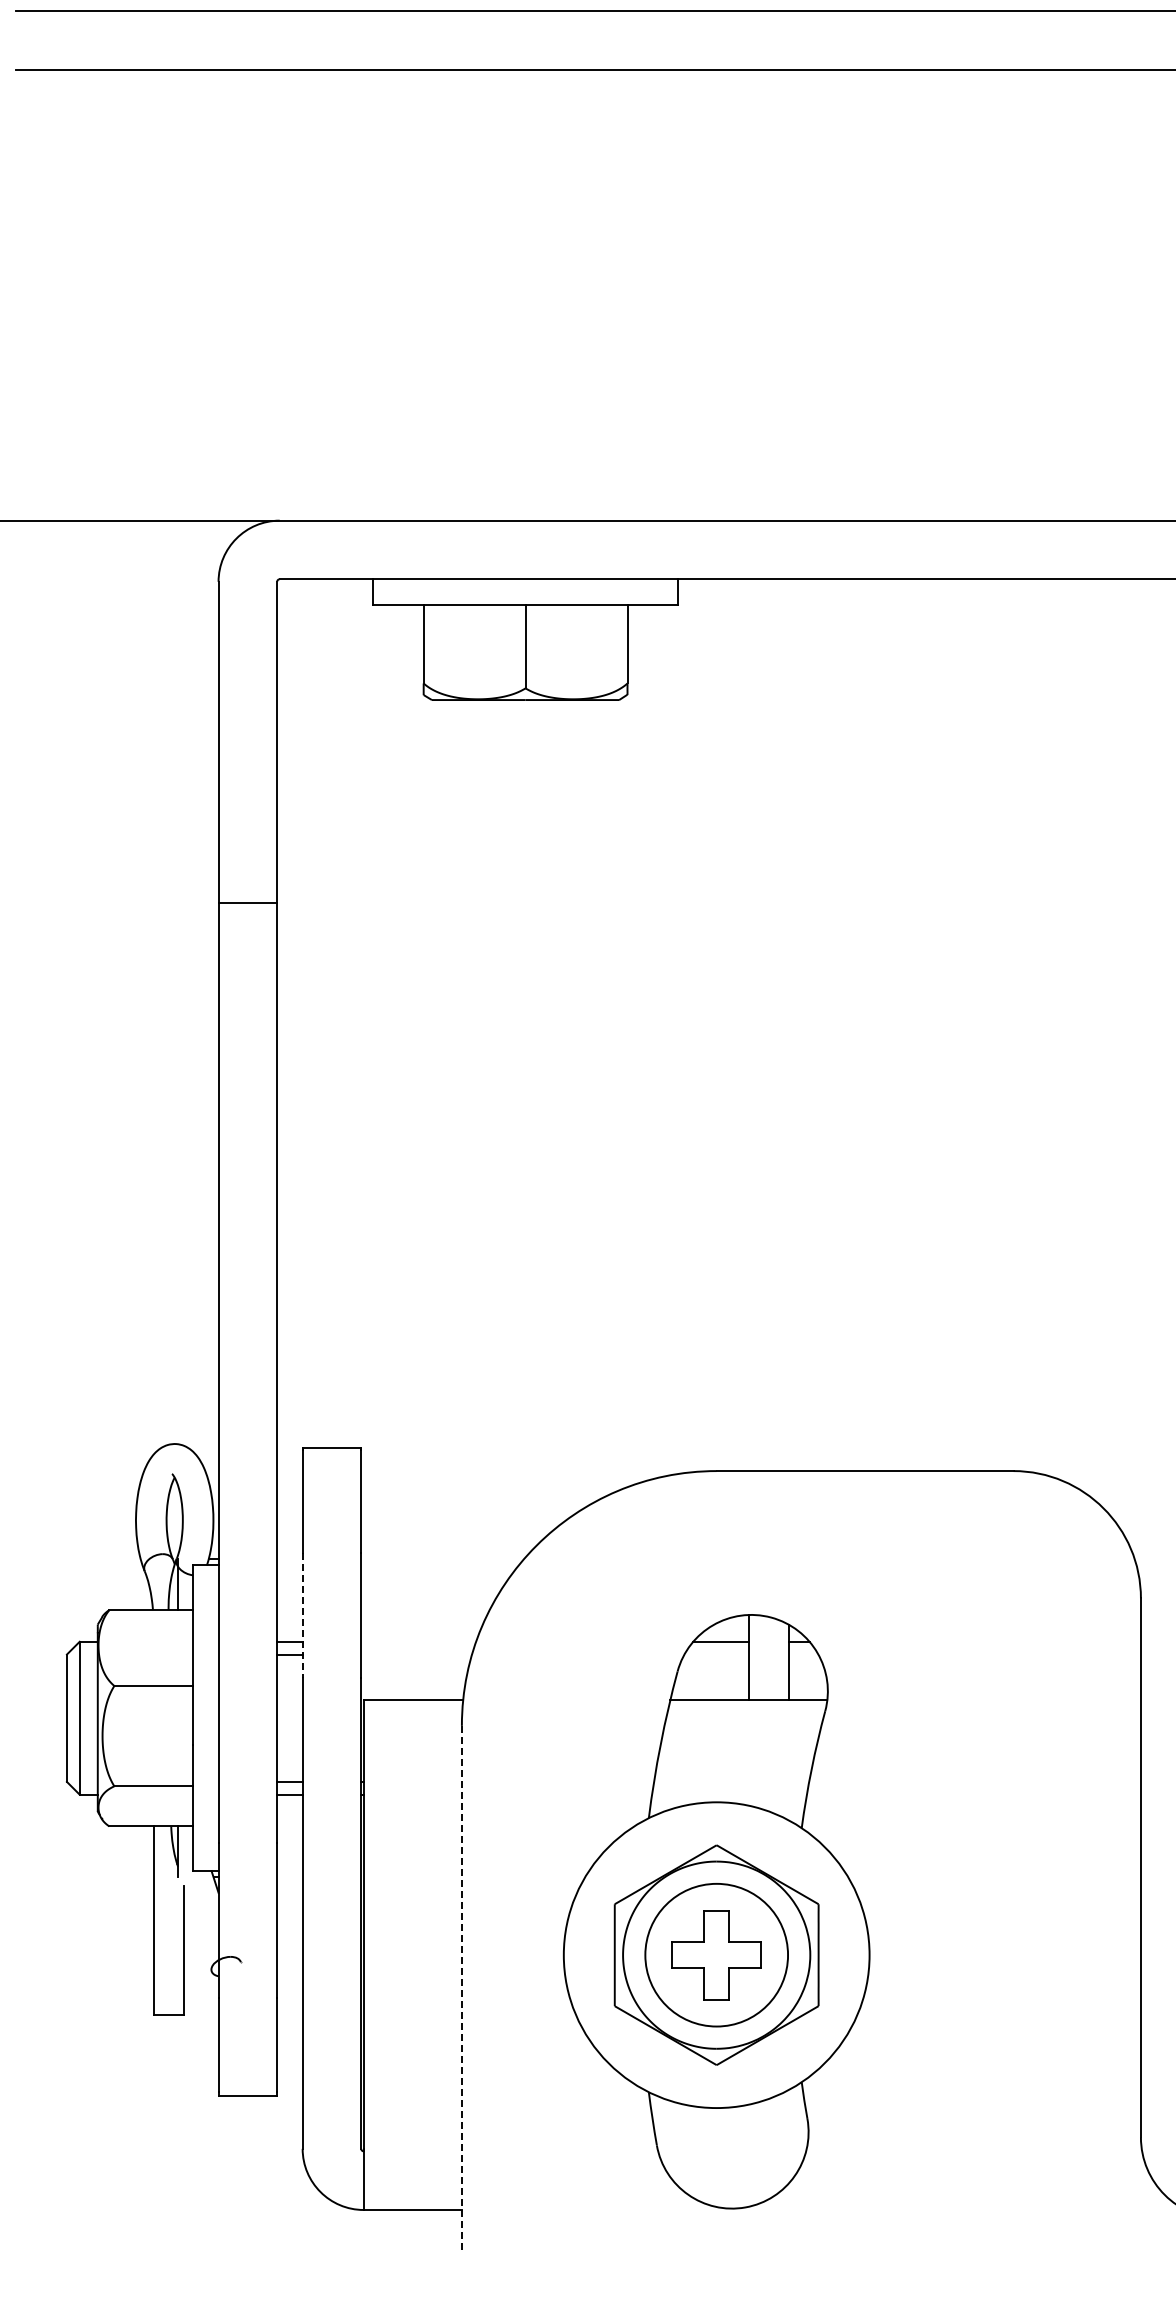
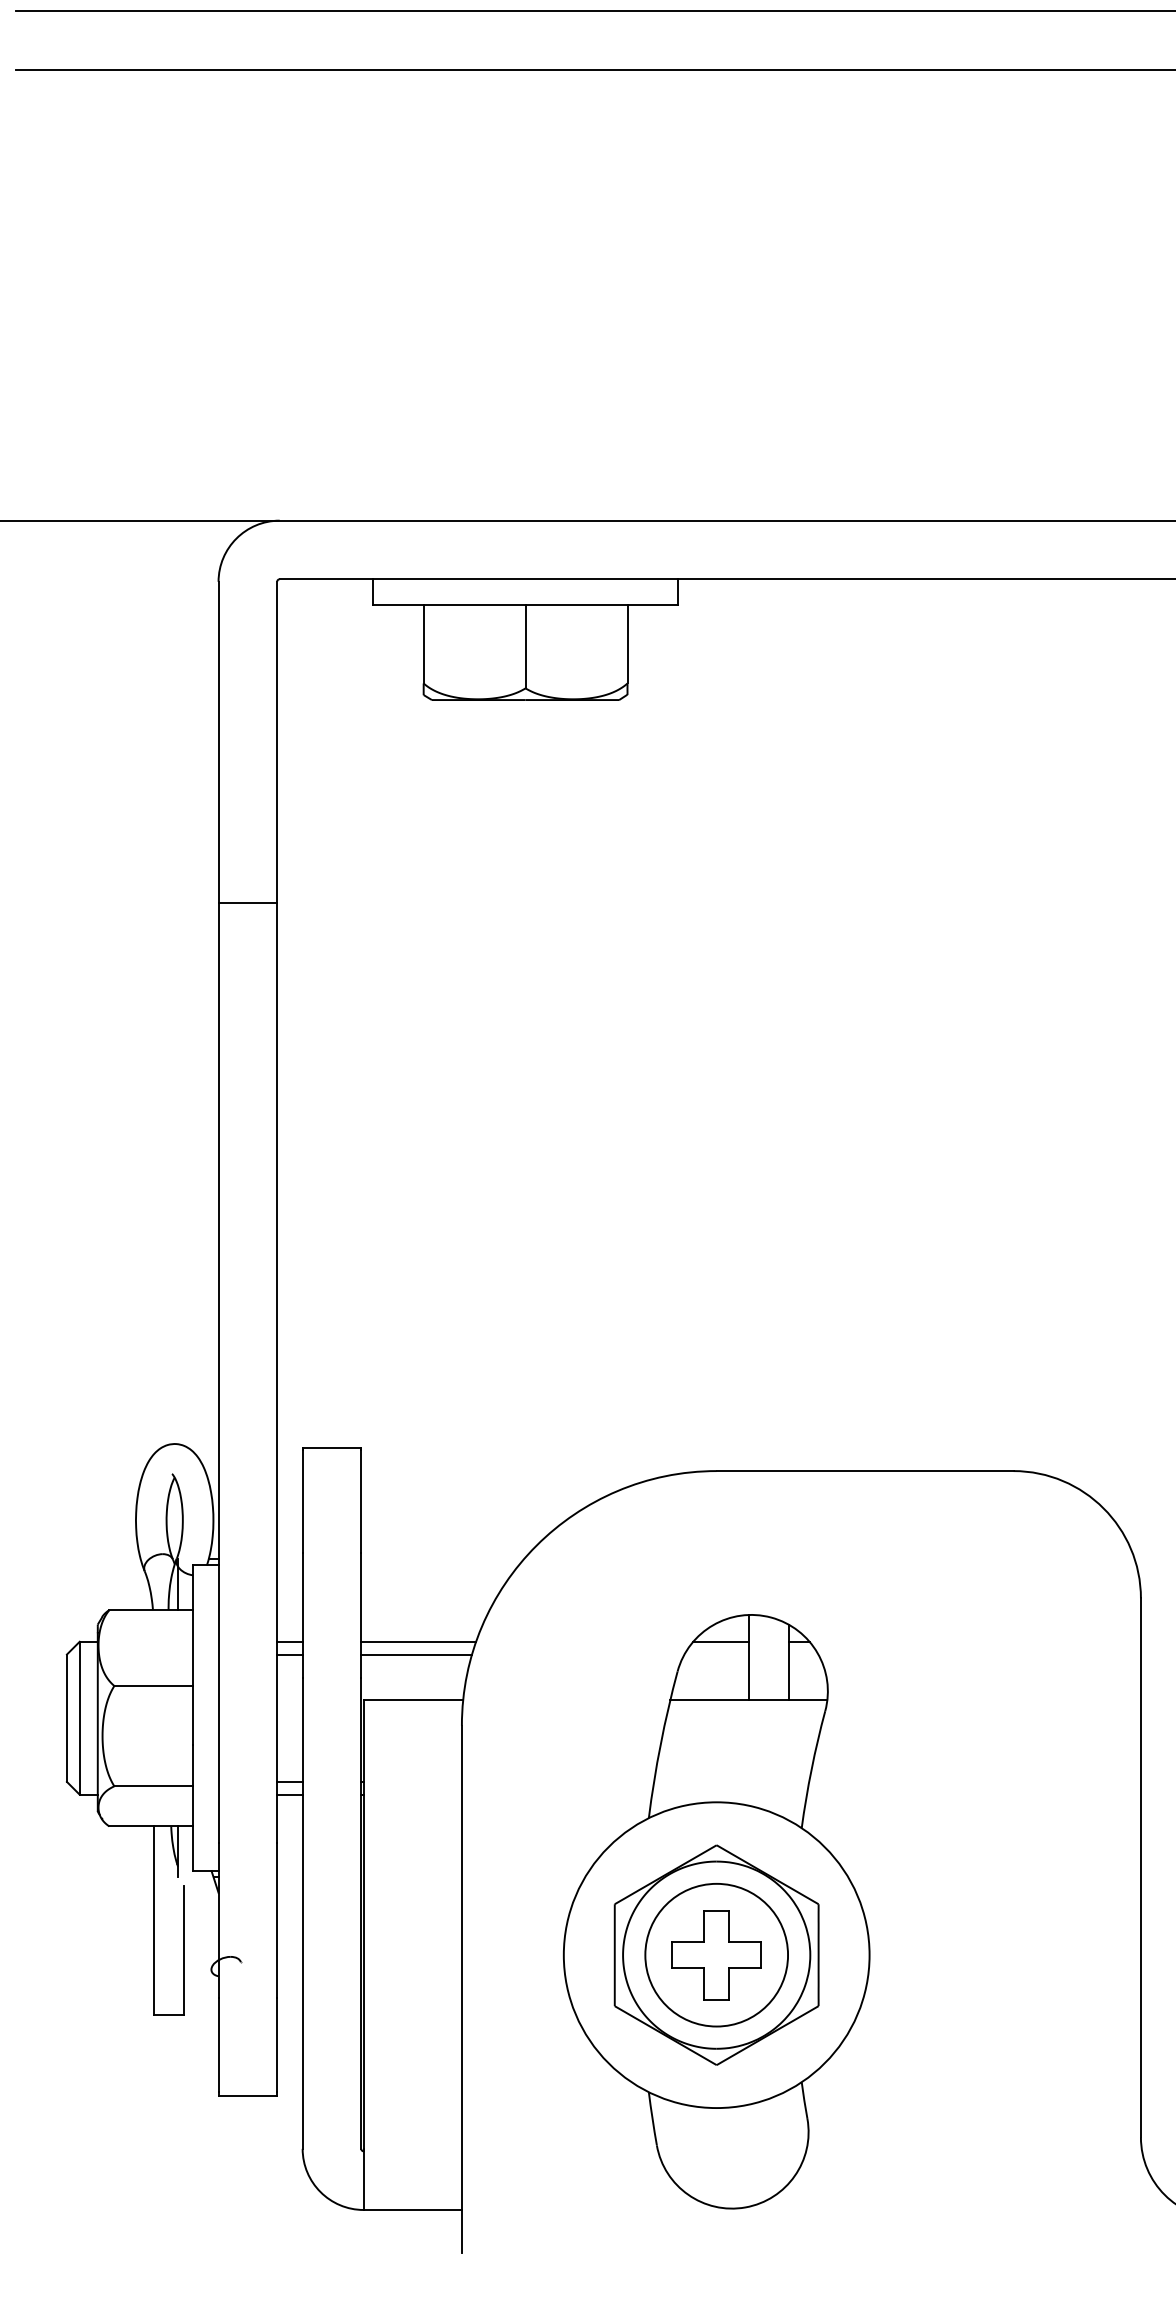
line: dashed -> solid (302, 1615)
line: none -> present (418, 1641)
line: none -> present (416, 1654)
line: dashed -> solid (461, 1989)
